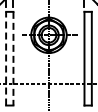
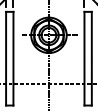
line: dashed -> solid (6, 58)
line: dashed -> solid (13, 58)
